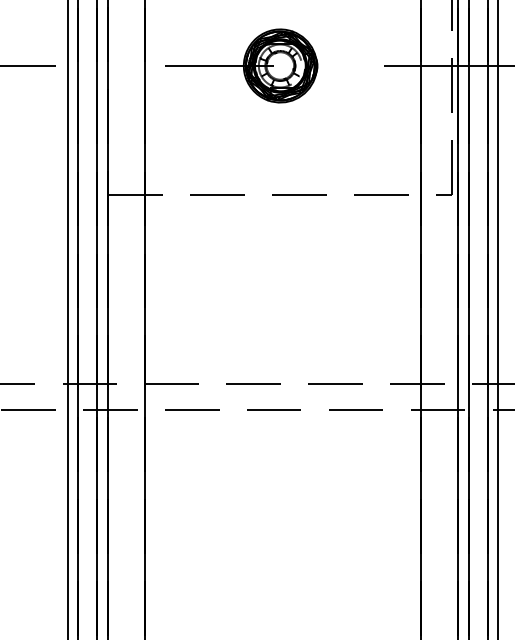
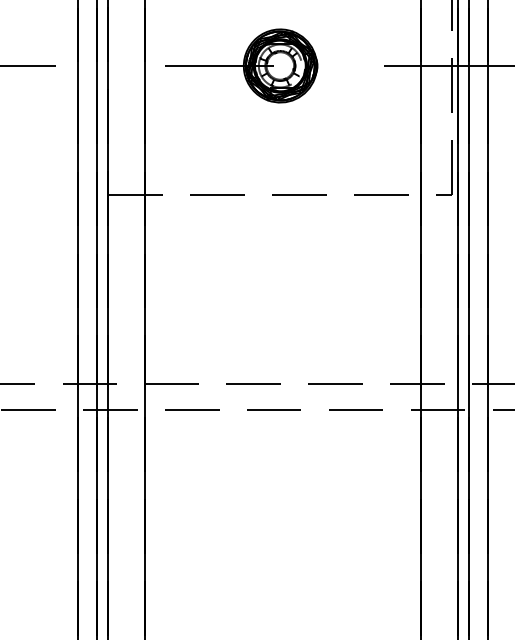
line: present -> none (68, 319)
line: present -> none (498, 319)
